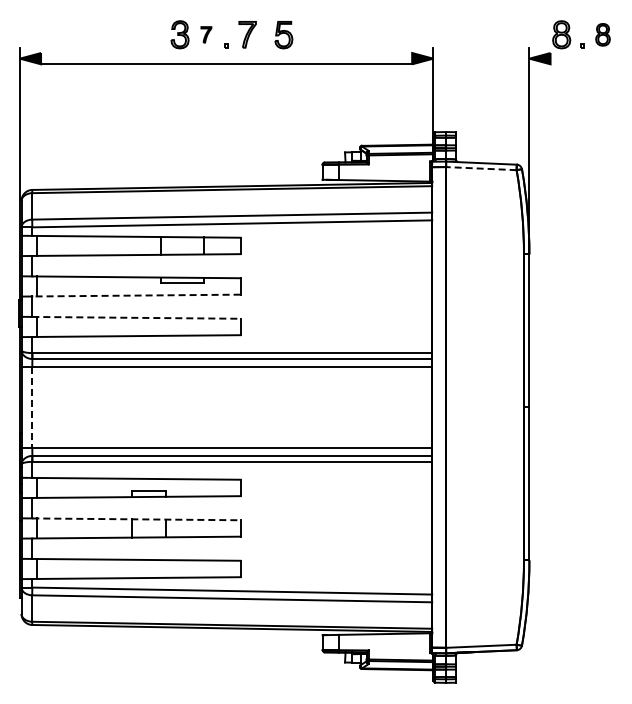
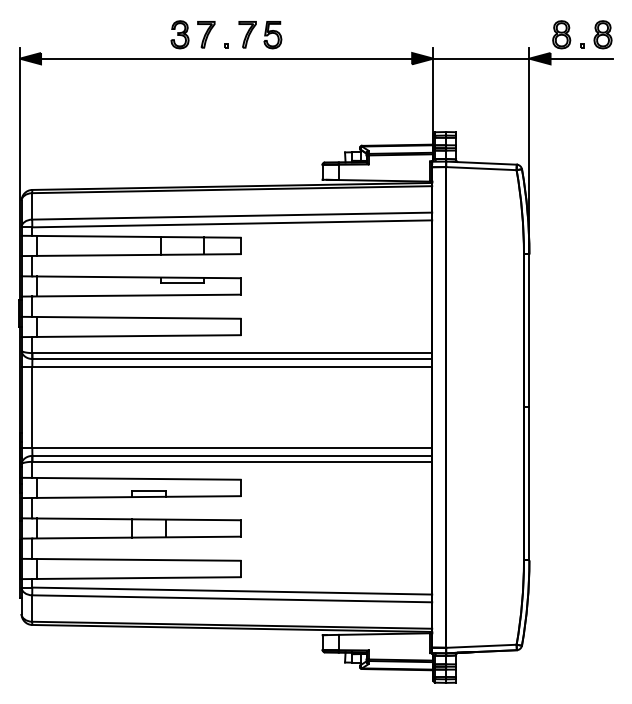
part size: 13x18 px -> 19x28 px (206, 34)
part size: 16x24 px -> 20x30 px (602, 34)
part position: (283, 35) -> (272, 35) (272, 35)
line: none -> present (481, 58)
line: none -> present (581, 58)
line position: (226, 63) -> (226, 58) (226, 58)
line: dashed -> solid (480, 168)
line: dashed -> solid (135, 295)
line: dashed -> solid (136, 317)
line: dashed -> solid (32, 407)
line: dashed -> solid (136, 519)
